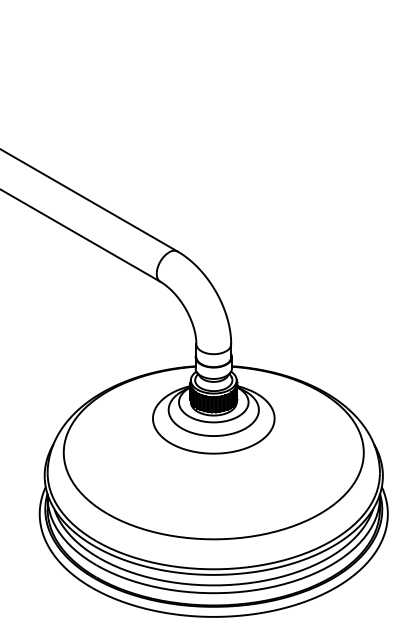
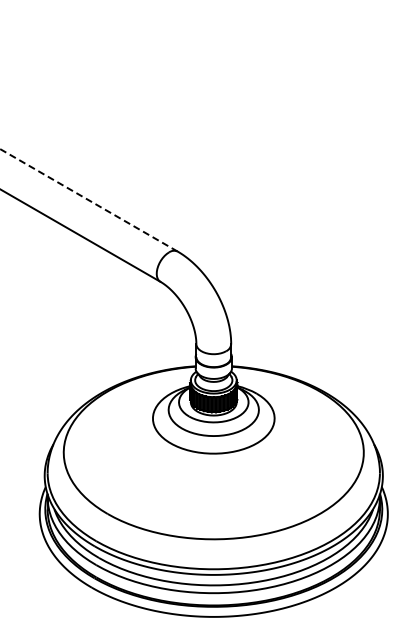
line: solid -> dashed (88, 200)
